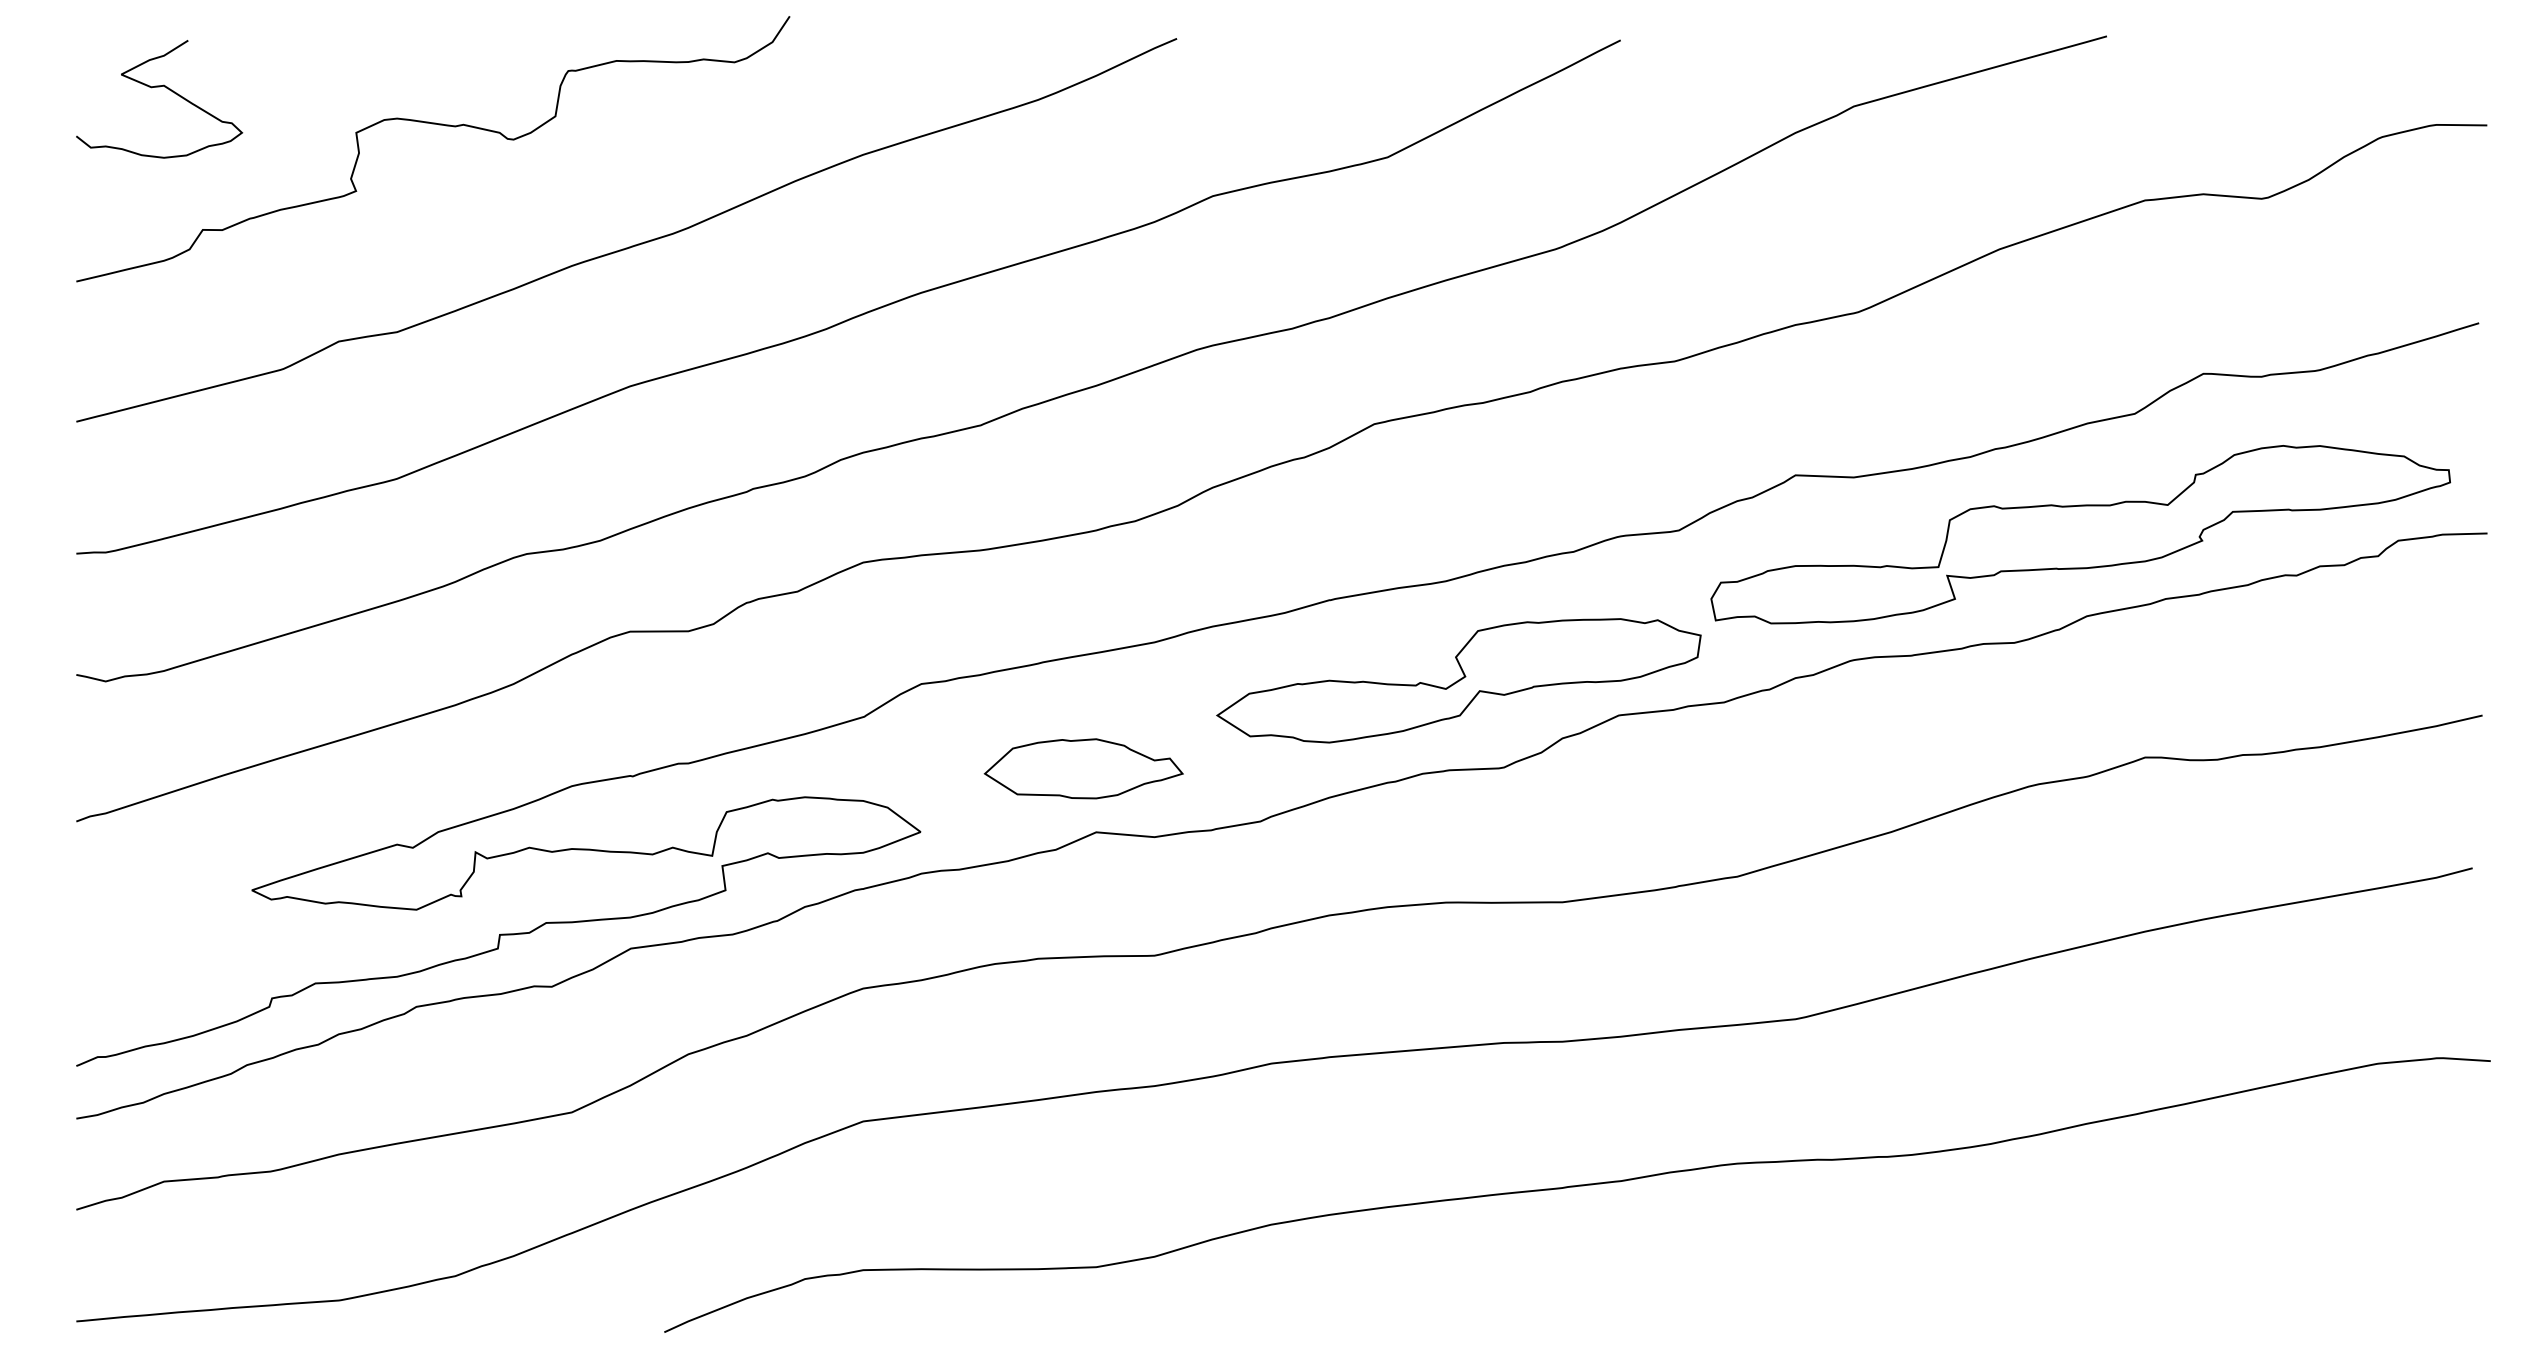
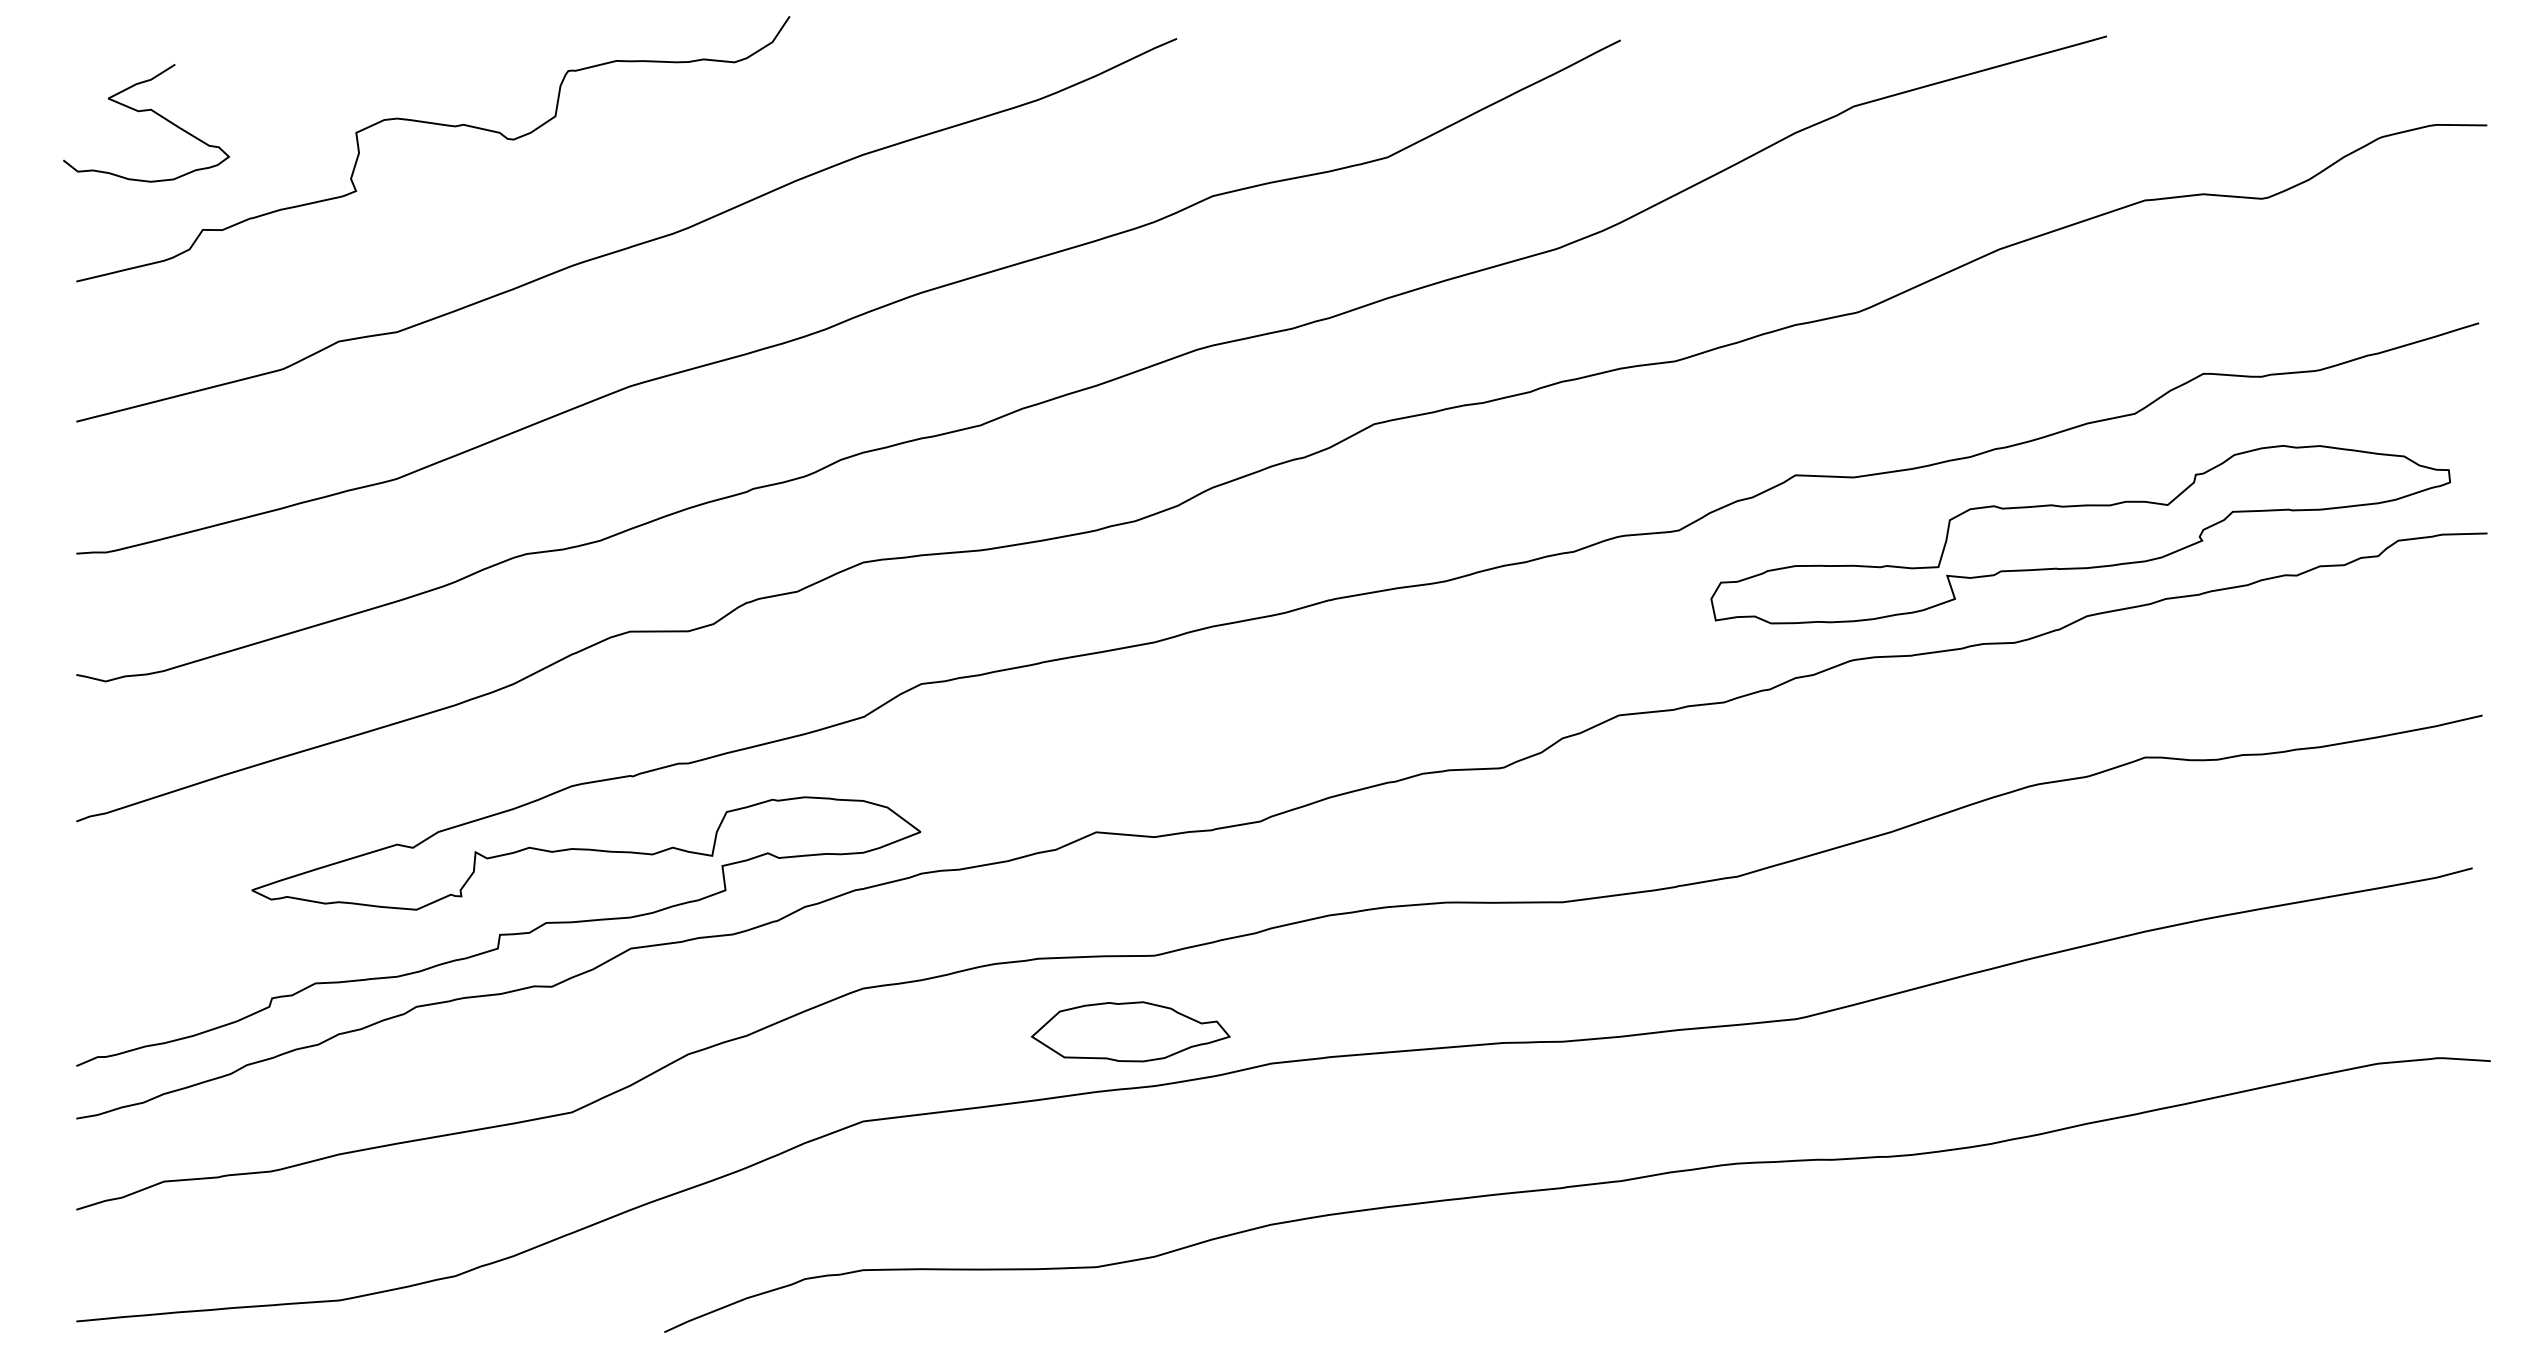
curve position: (159, 87) -> (146, 111) (146, 111)
part: present -> none (1458, 680)
part position: (1083, 768) -> (1130, 1031) (1130, 1031)
